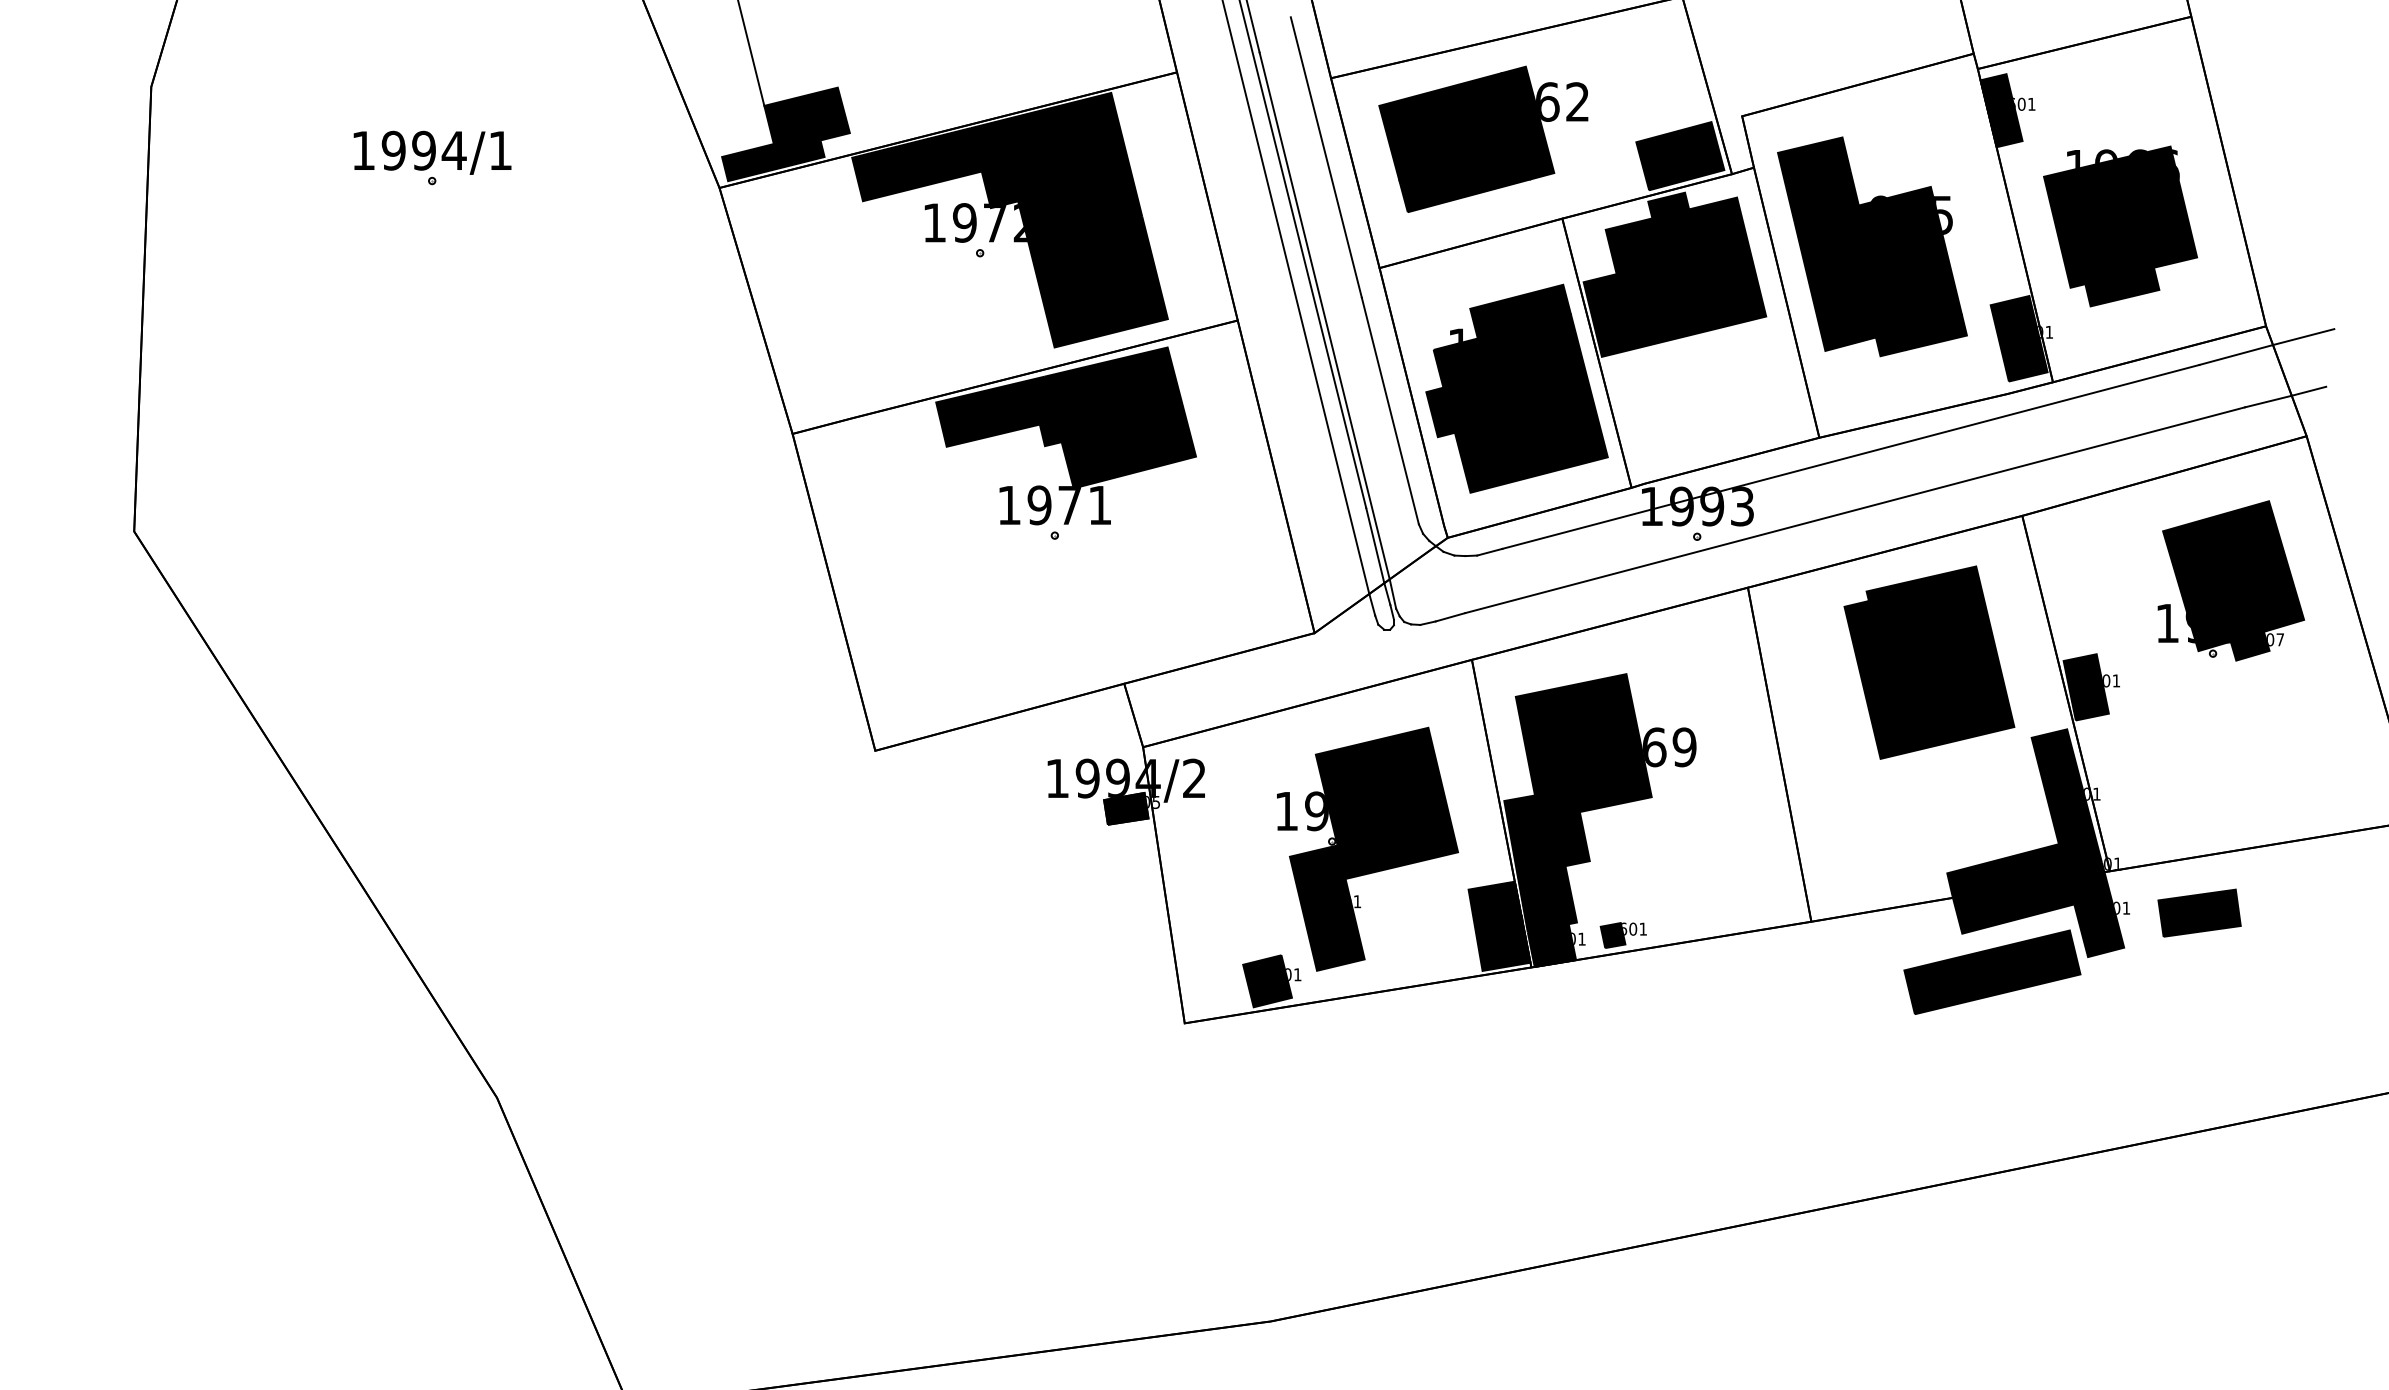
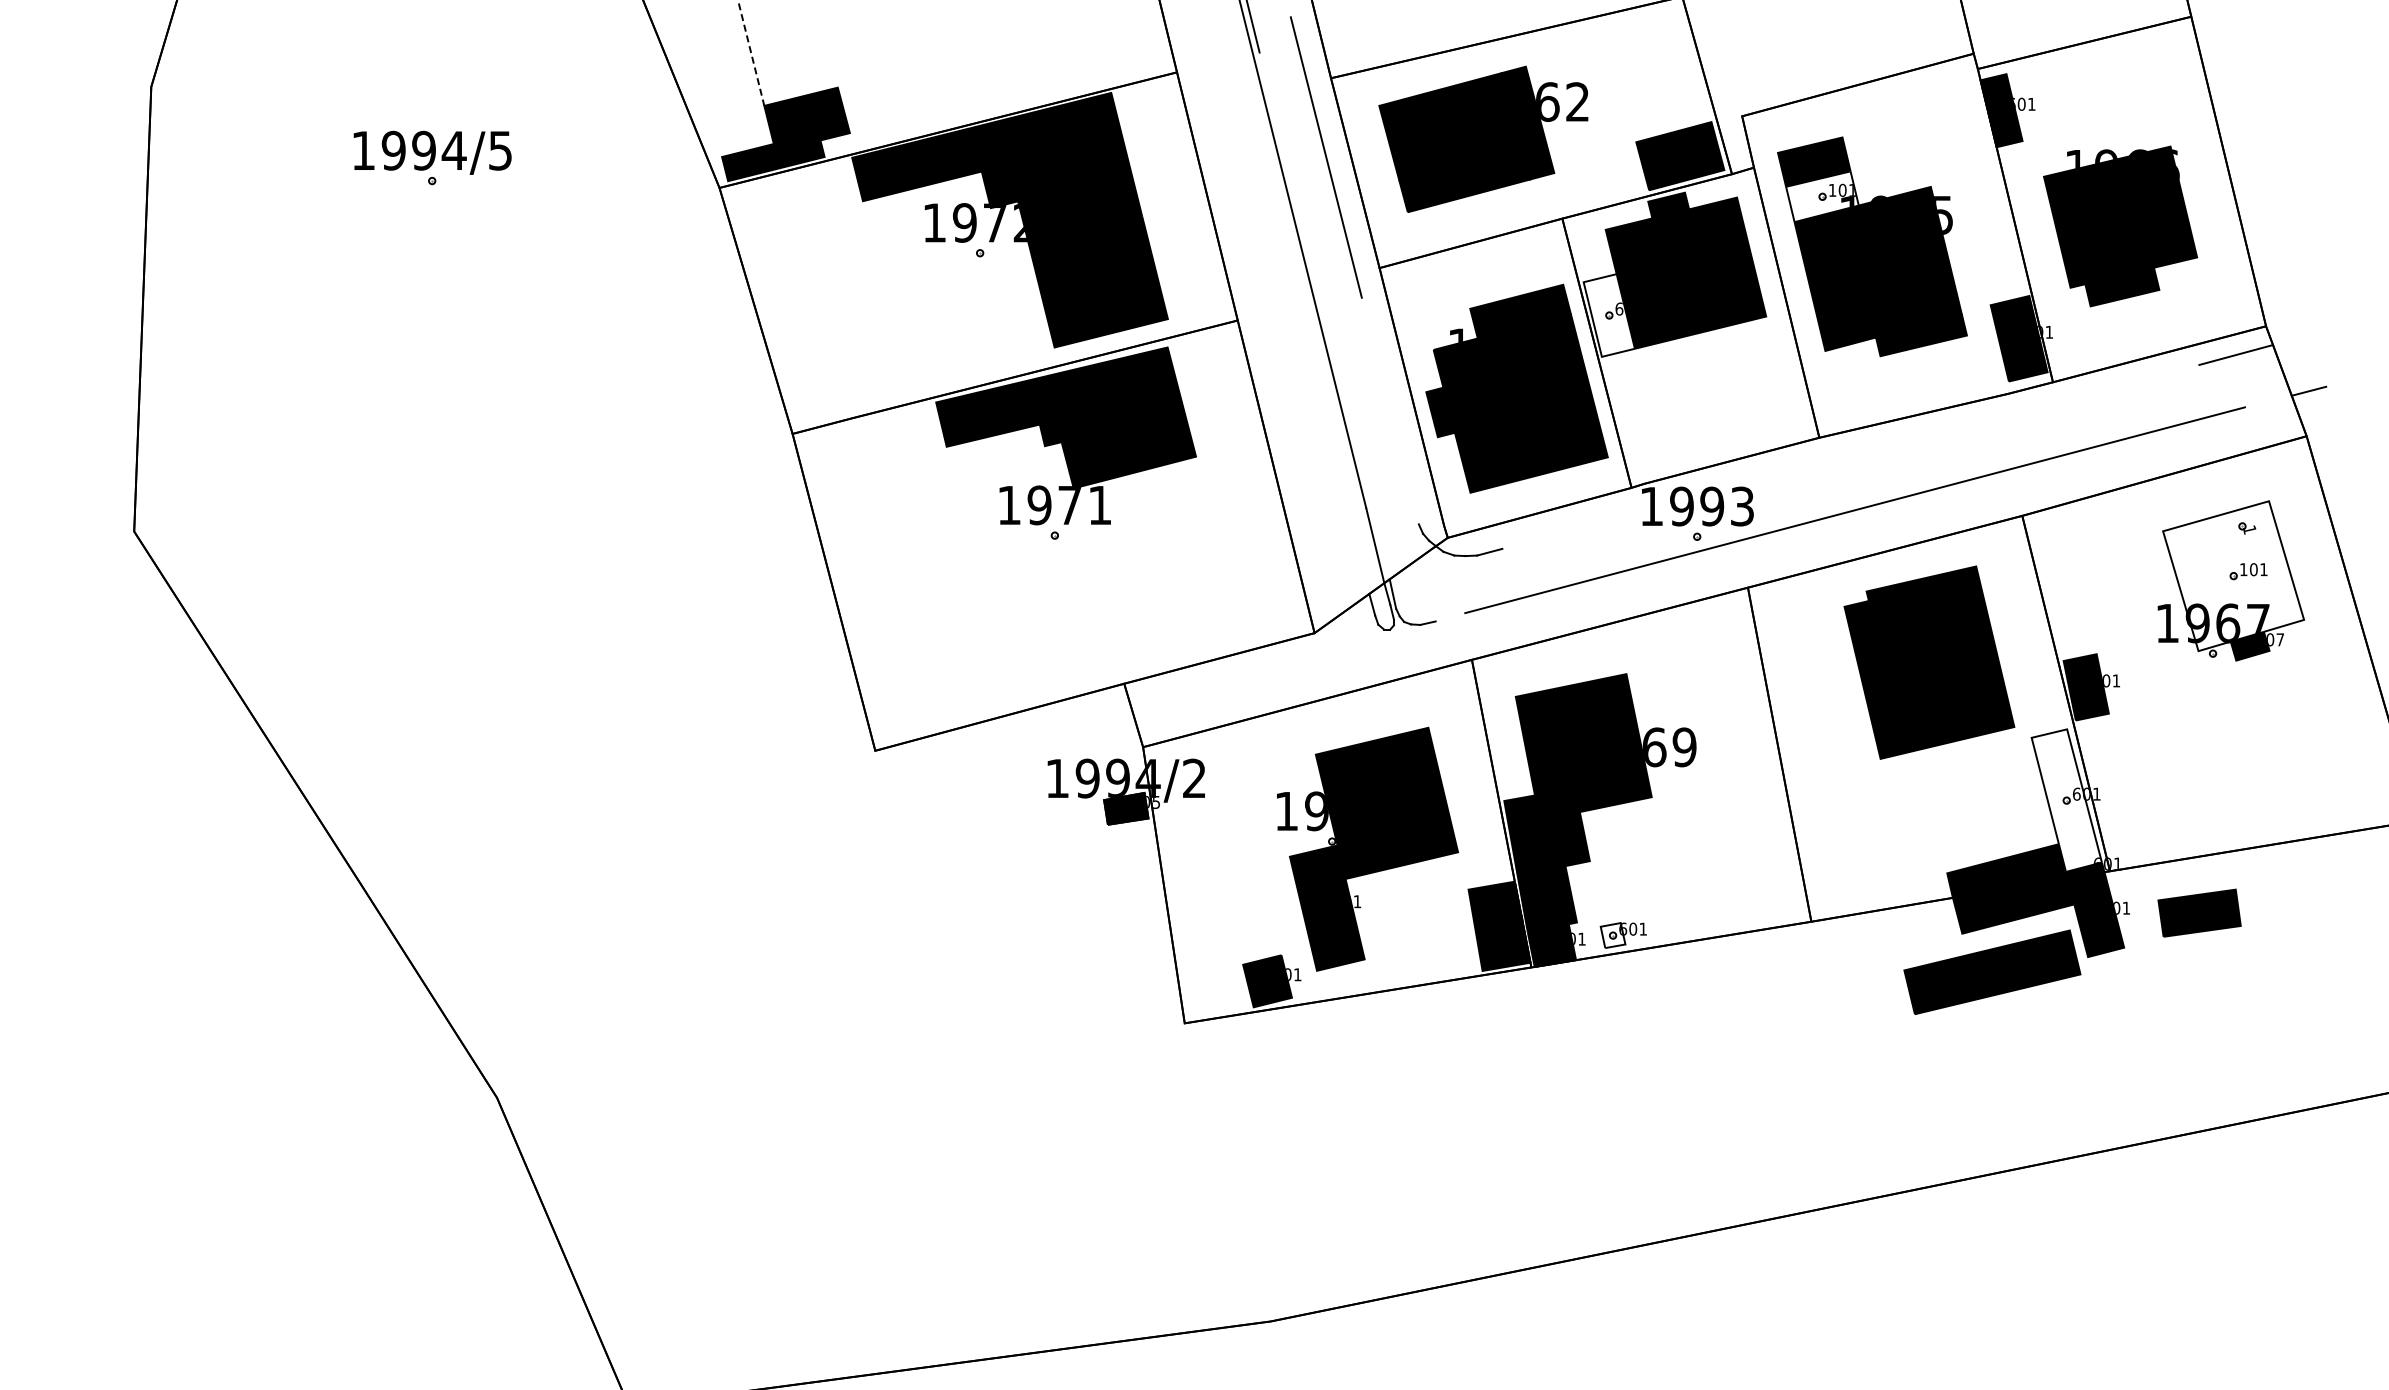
line: solid -> dashed (751, 53)
text: 1994/1 -> 1994/5 (500, 150)
fill: present -> none (1822, 196)
line: present -> none (1296, 297)
line: present -> none (1324, 315)
fill: present -> none (1608, 315)
line: present -> none (2303, 337)
line: present -> none (2268, 401)
line: present -> none (1389, 410)
line: present -> none (1850, 456)
fill: present -> none (2233, 576)
line: present -> none (1450, 617)
fill: present -> none (2066, 800)
fill: present -> none (1612, 935)
